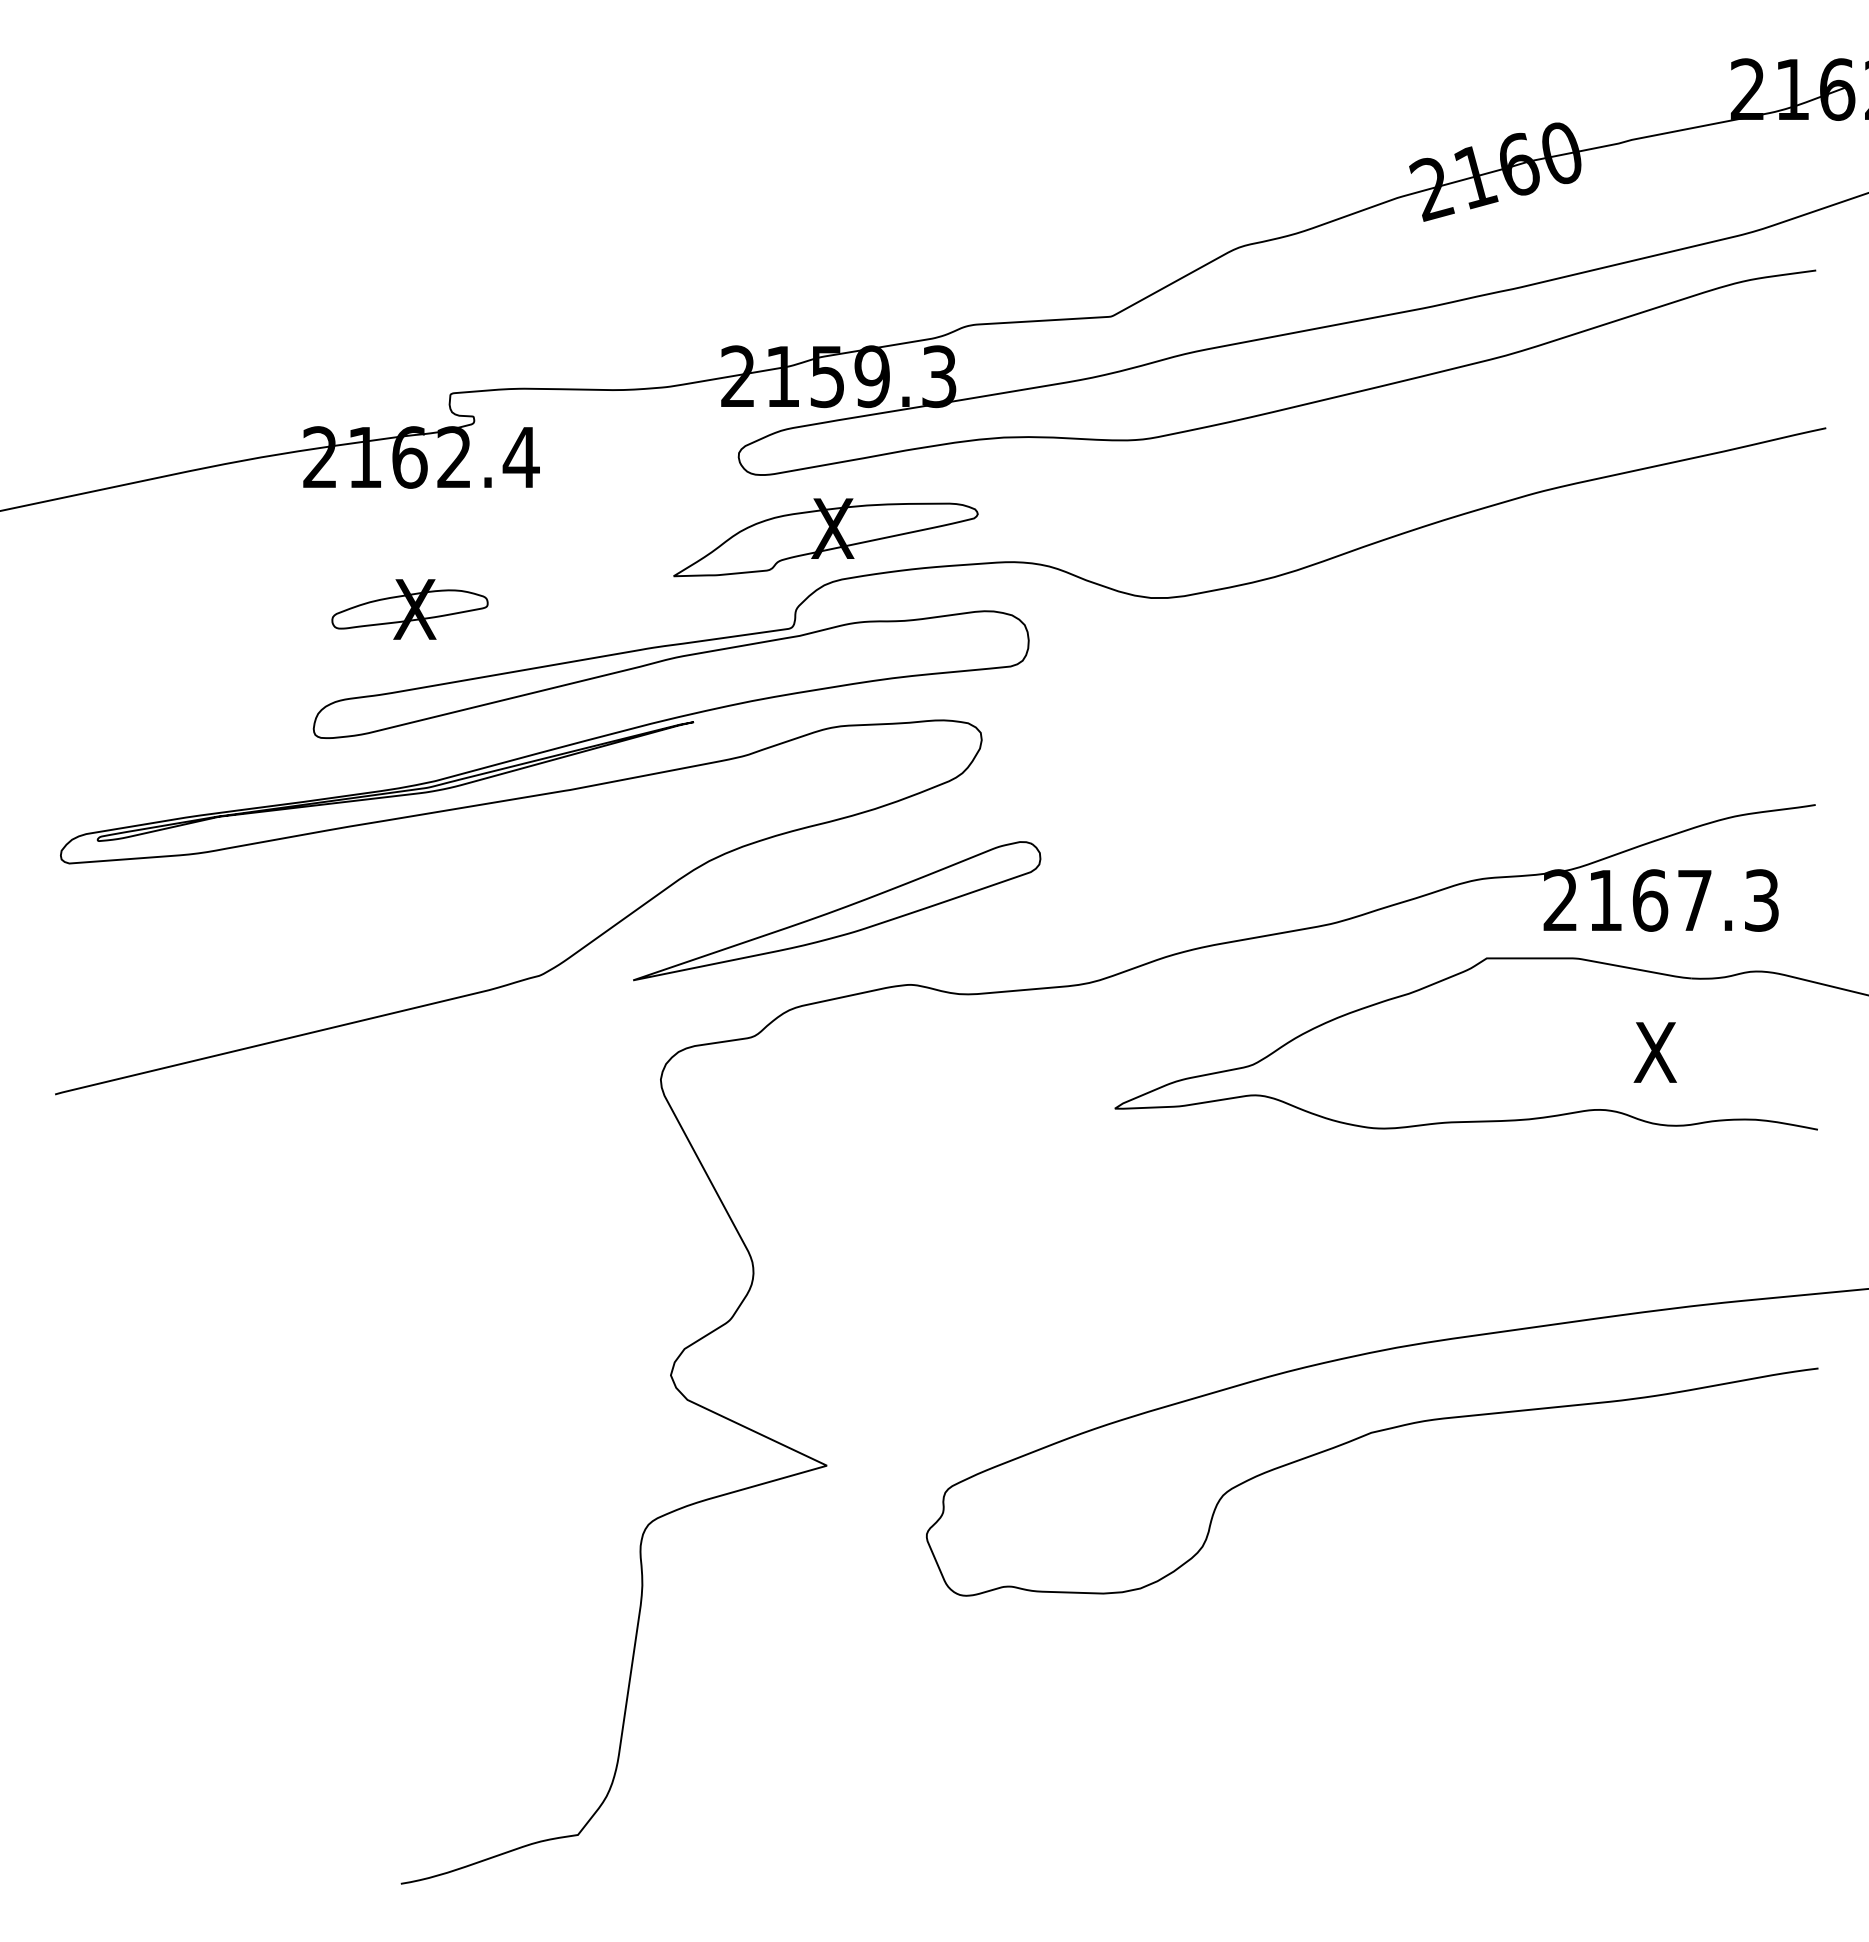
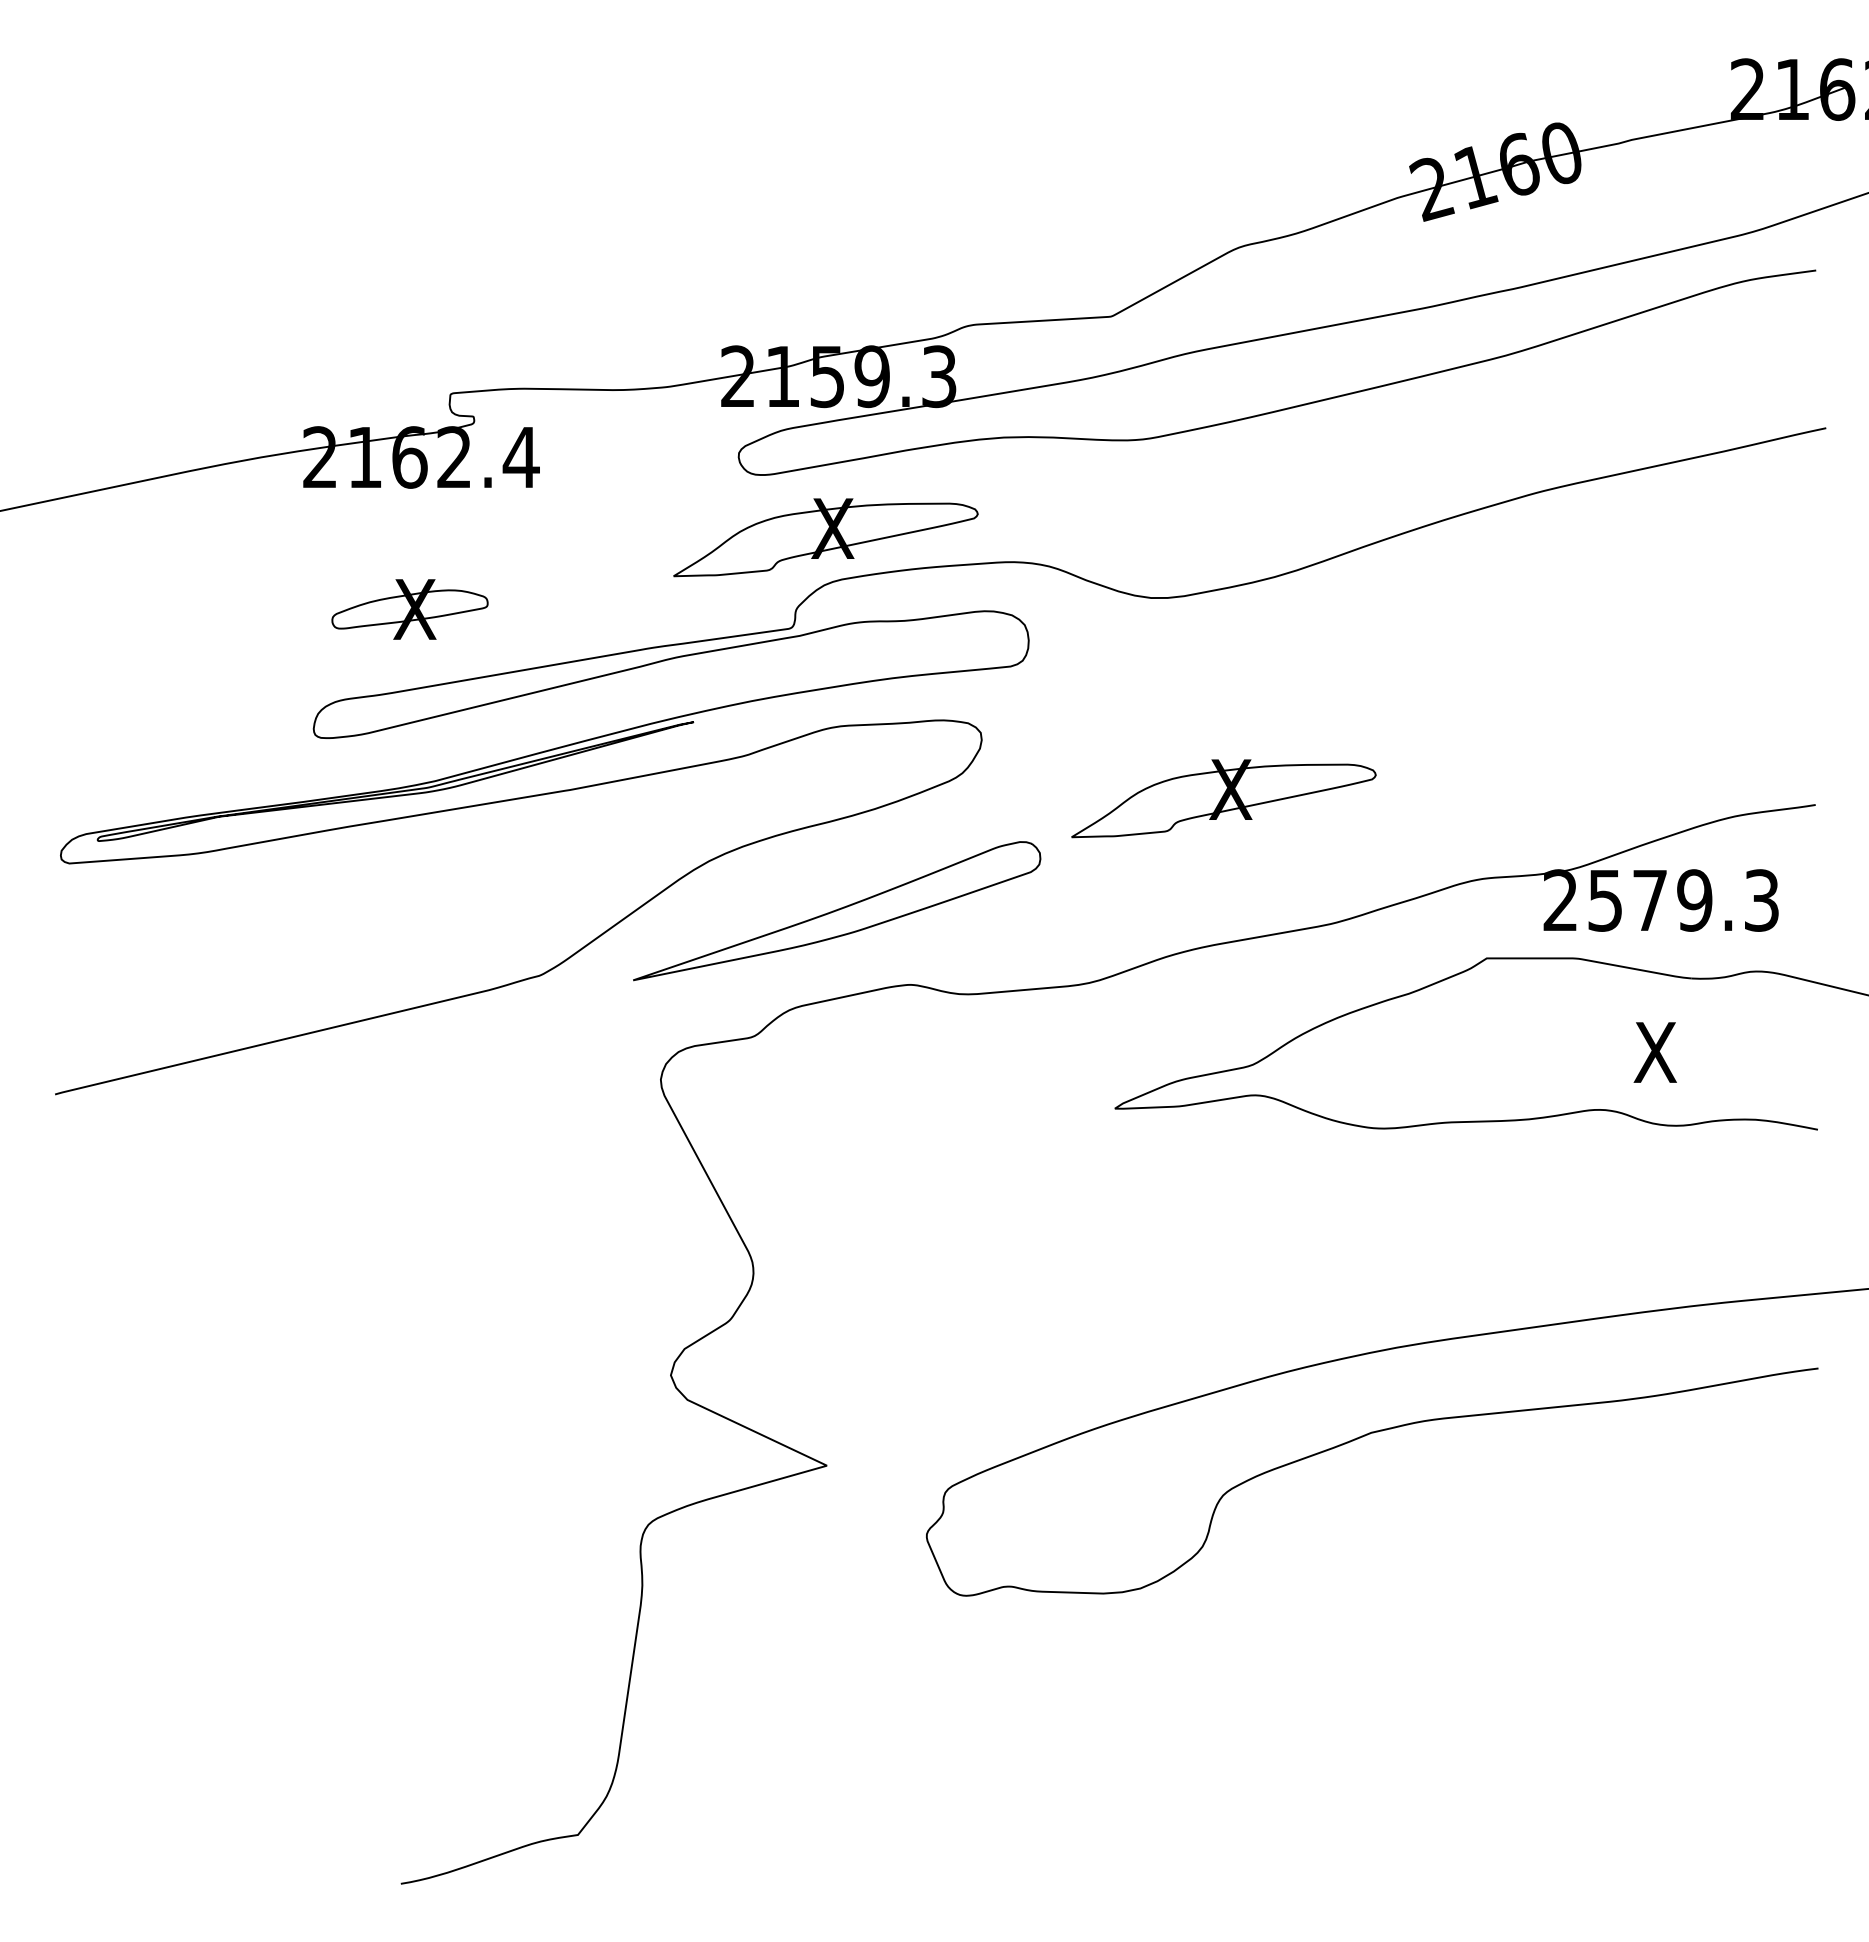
part: none -> present (1223, 798)
text: 2167.3 -> 2579.3 (1650, 900)
